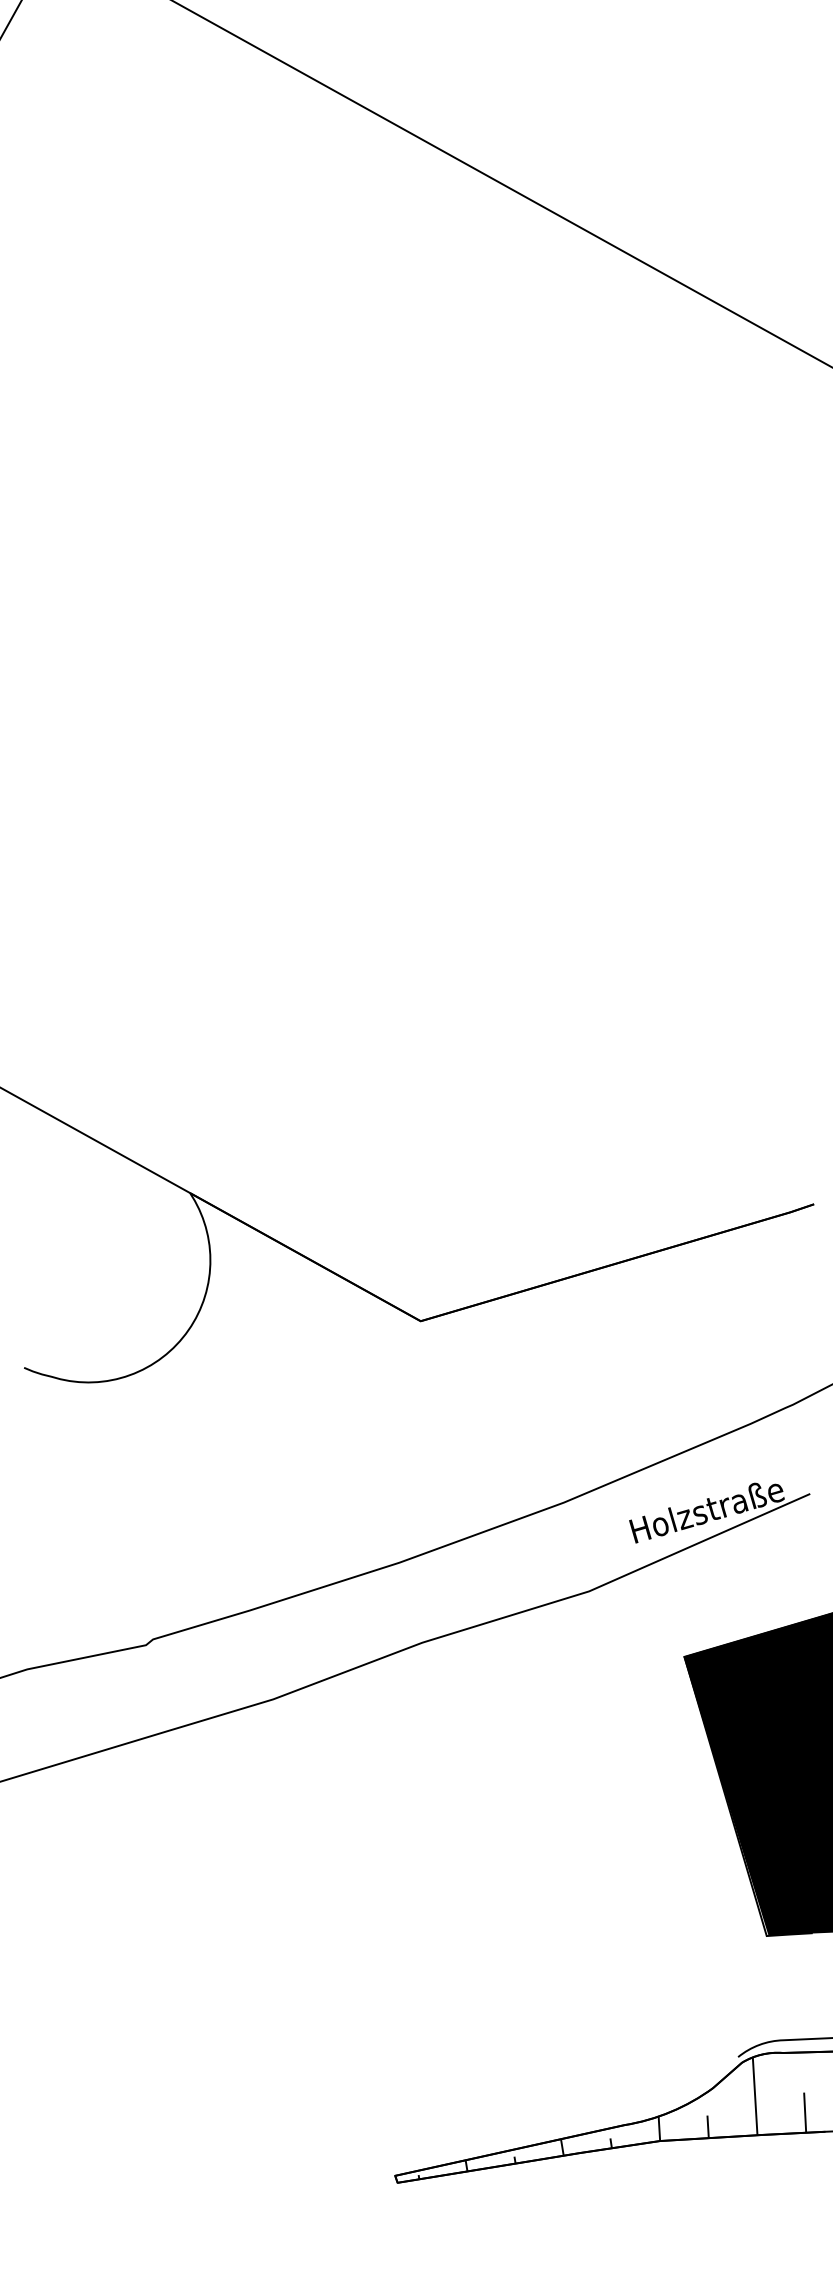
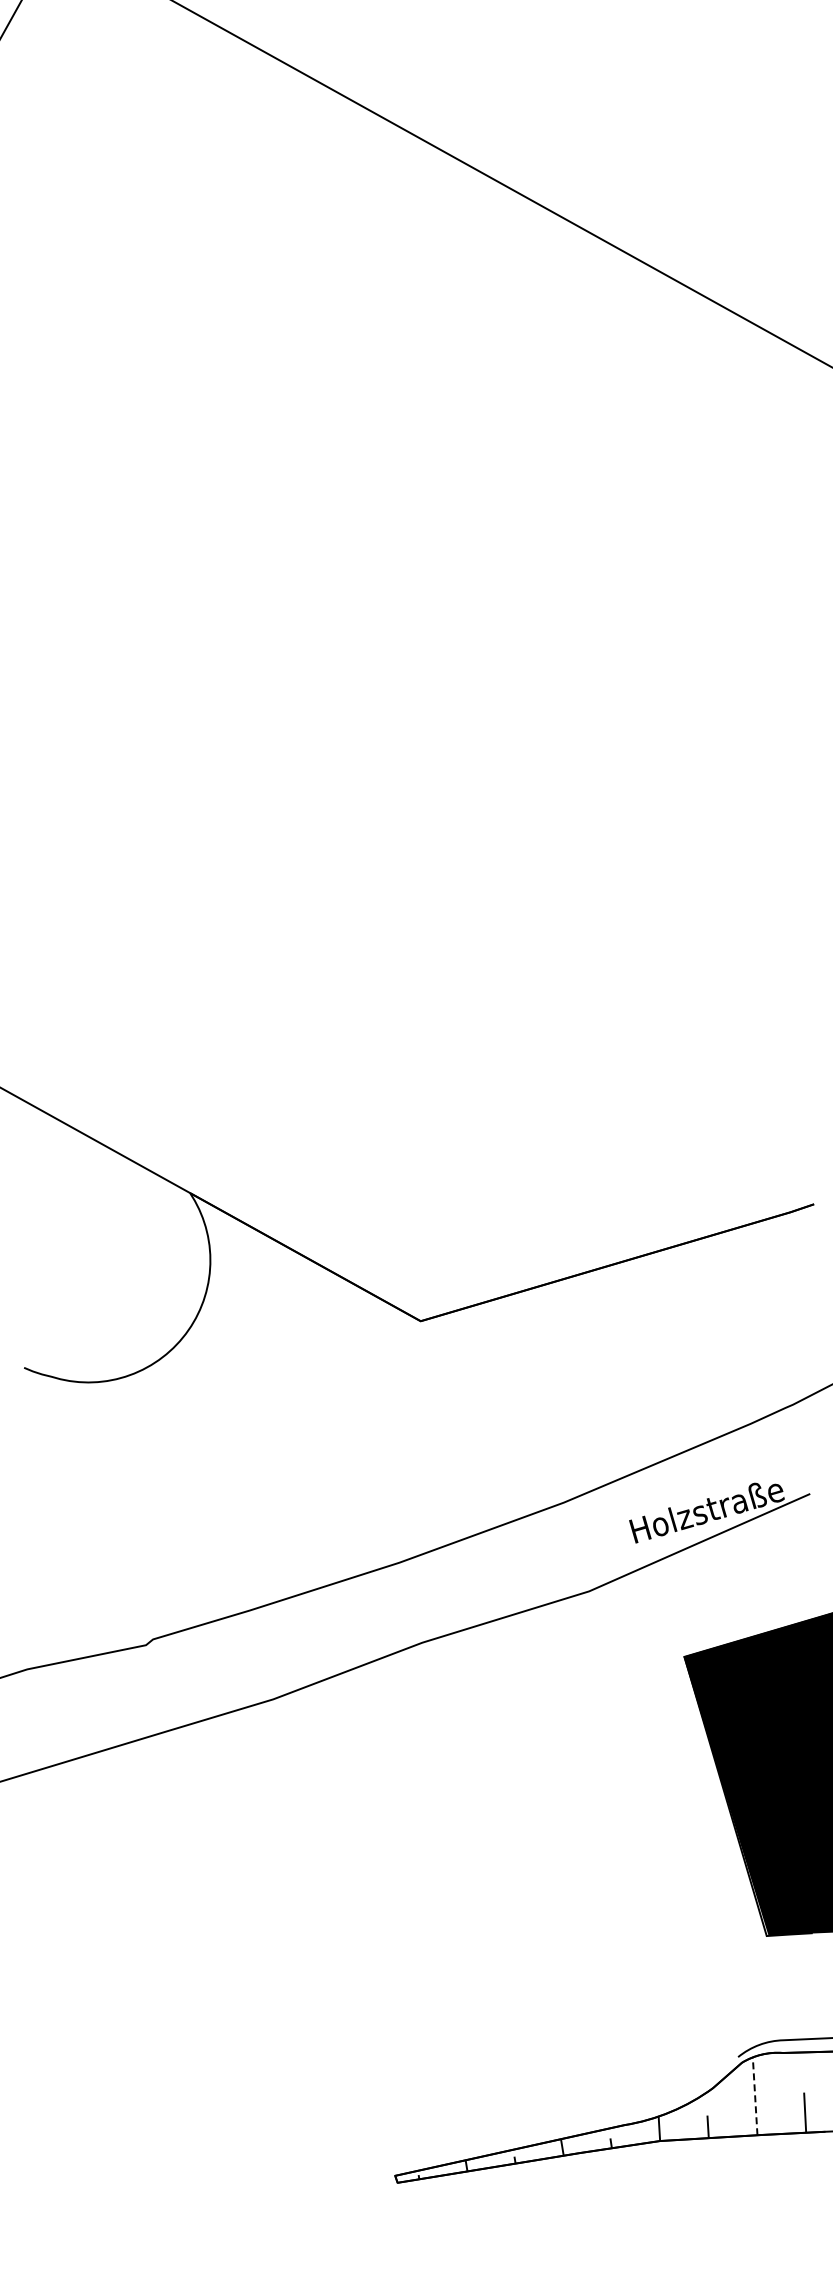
line: solid -> dashed (755, 2096)
